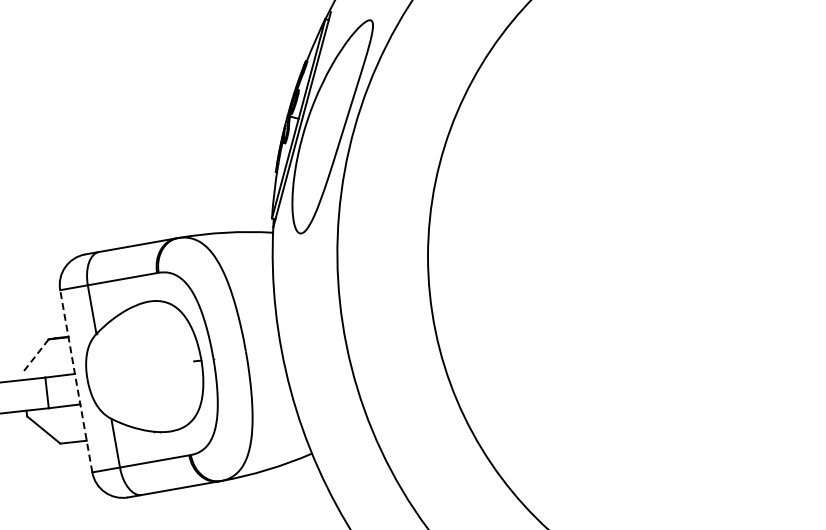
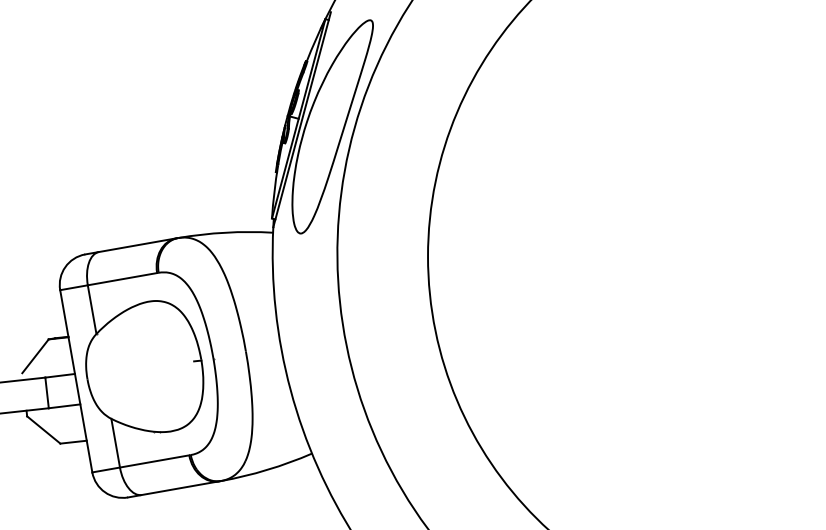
line: dashed -> solid (35, 356)
line: dashed -> solid (76, 381)
